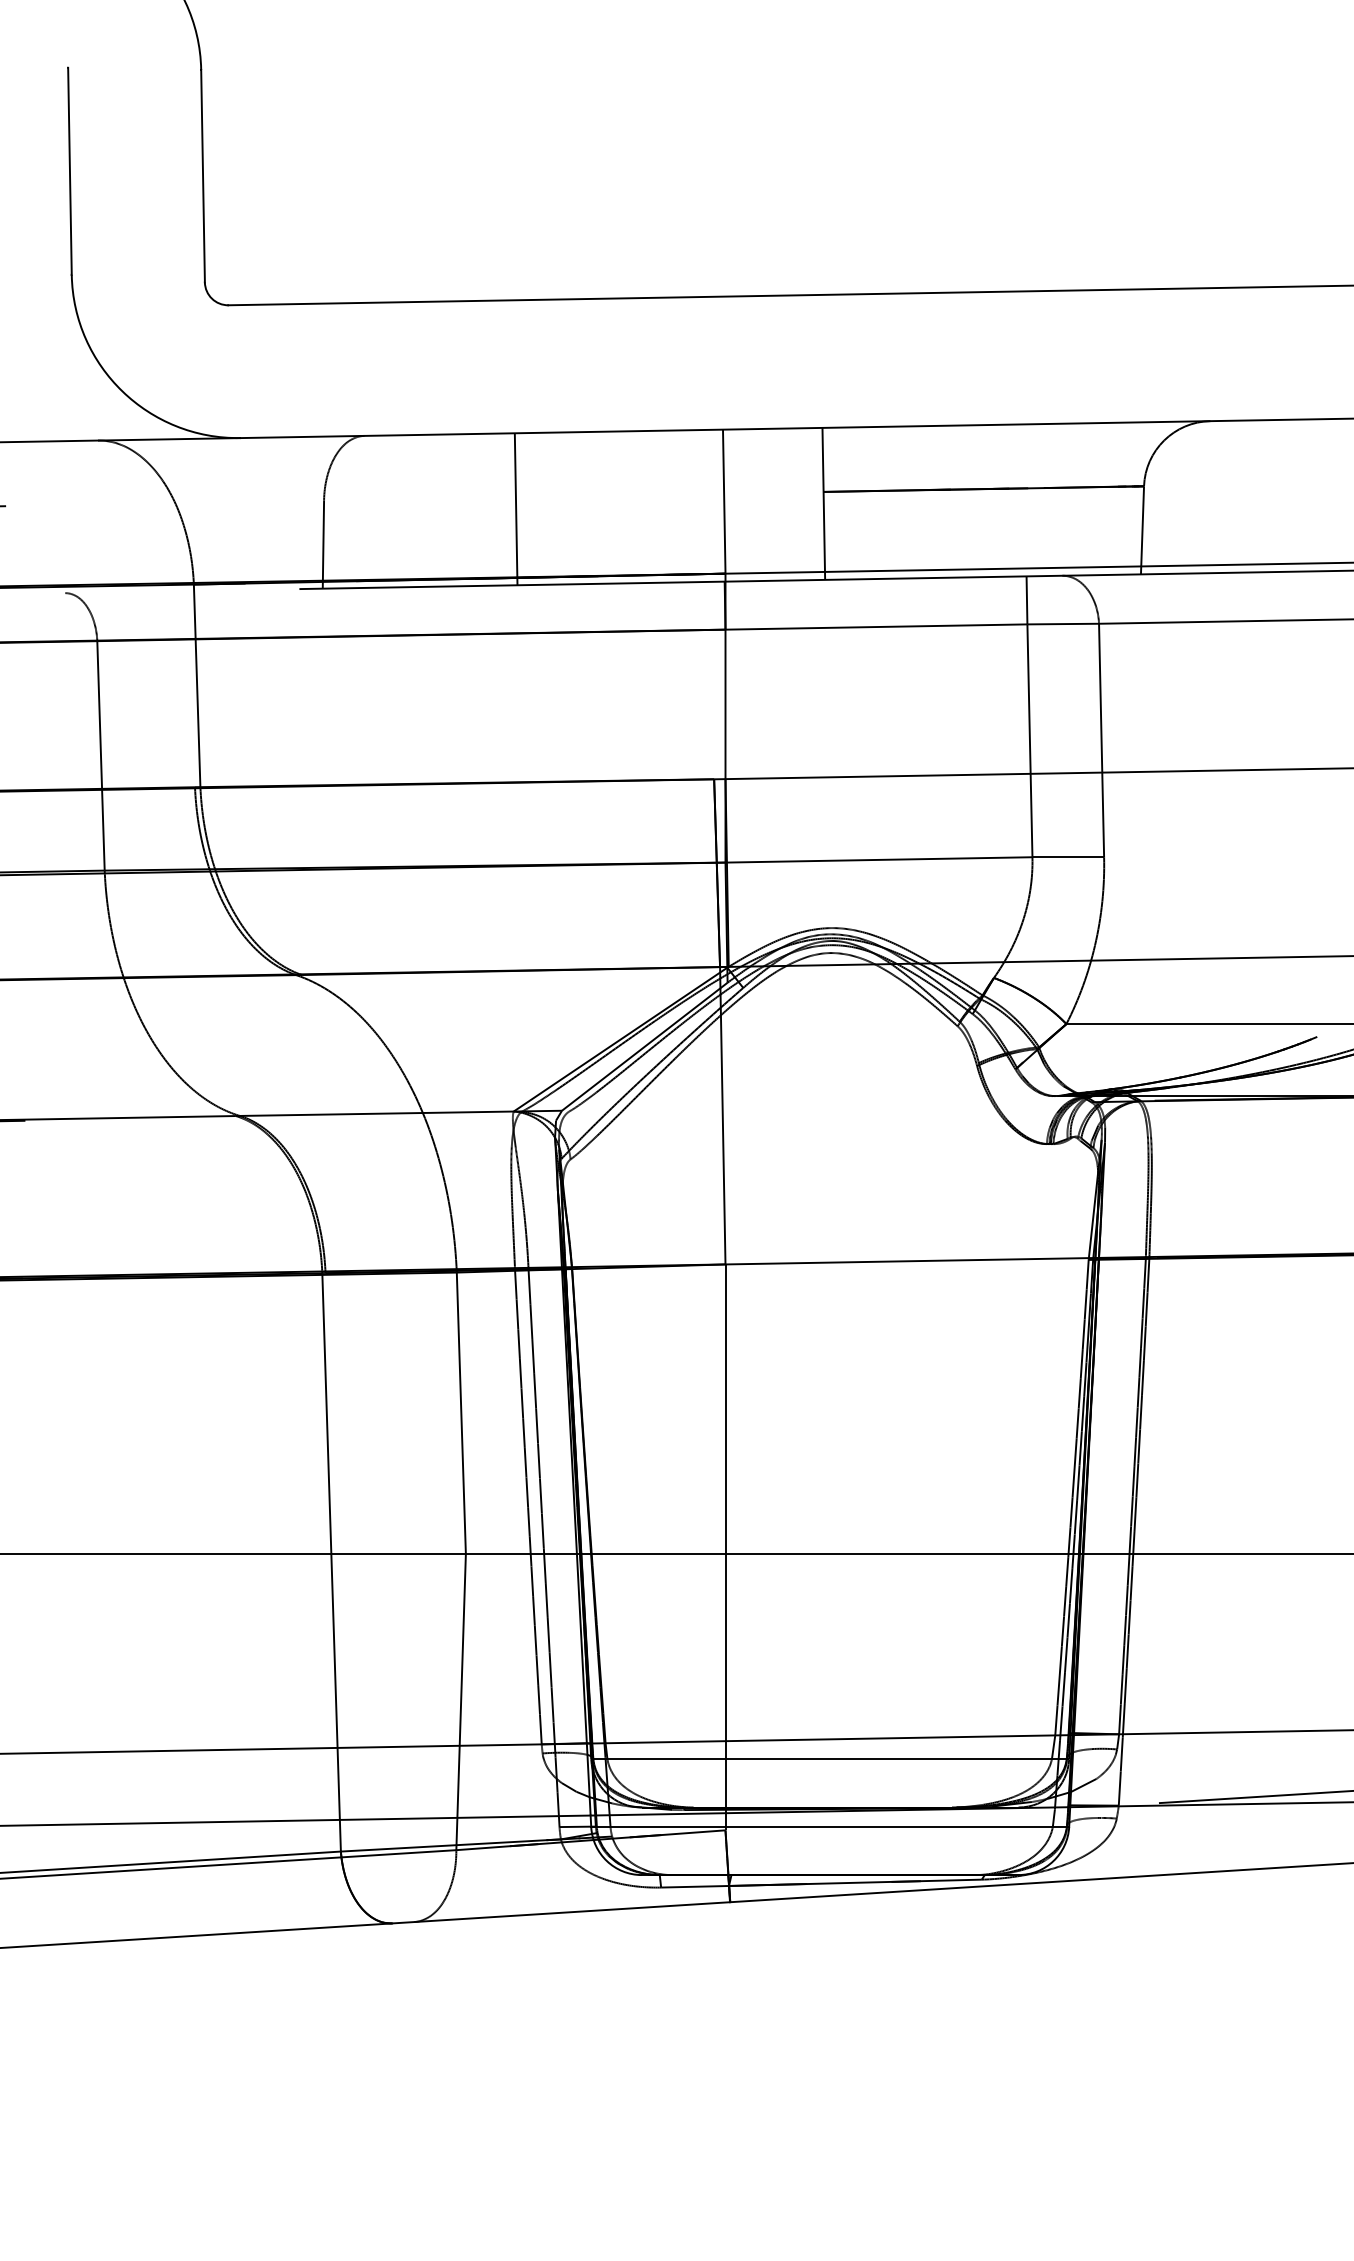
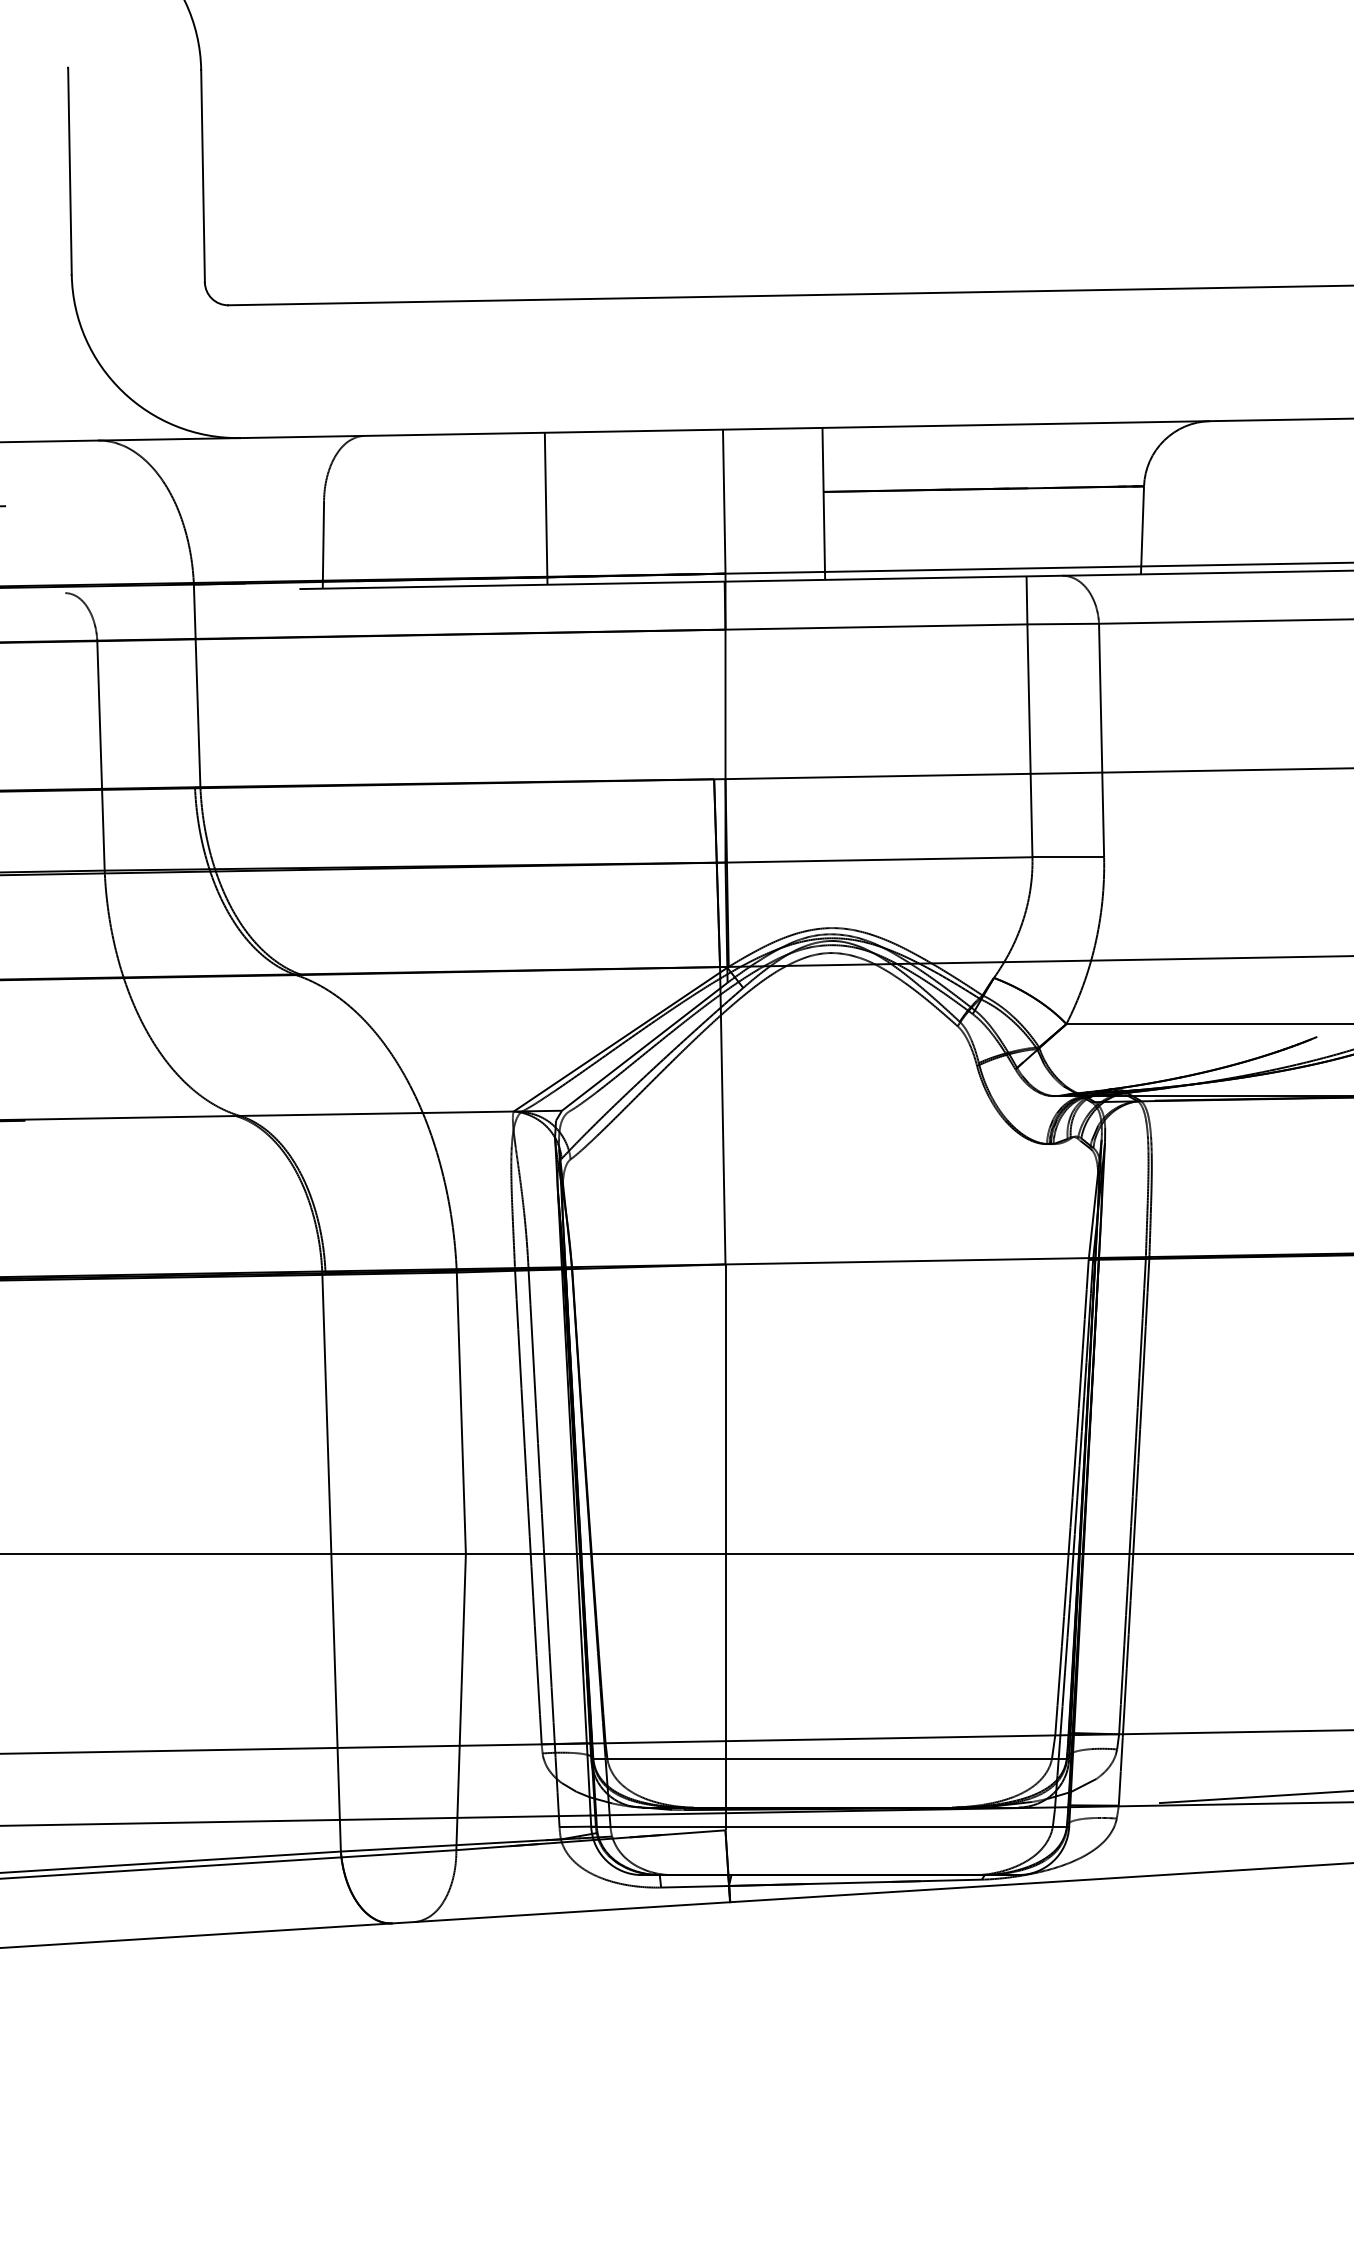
line position: (515, 509) -> (545, 508) (545, 508)
